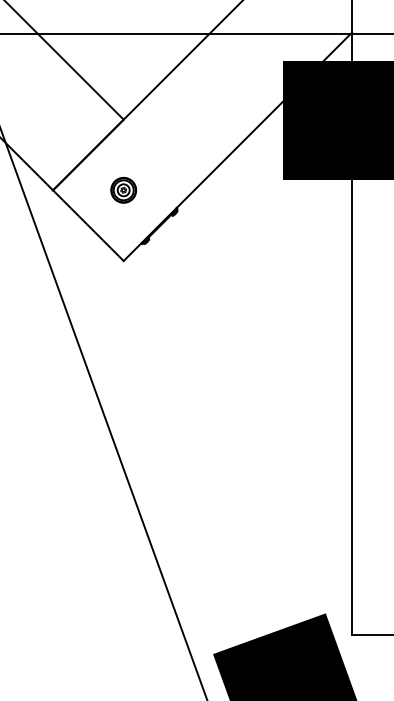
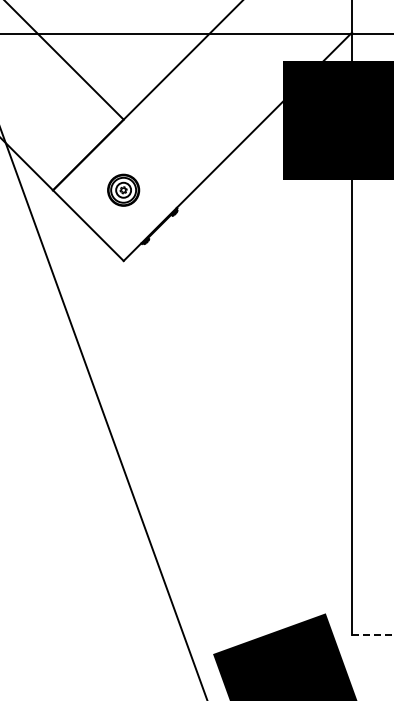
part size: 28x27 px -> 34x34 px (123, 189)
line: solid -> dashed (372, 635)
